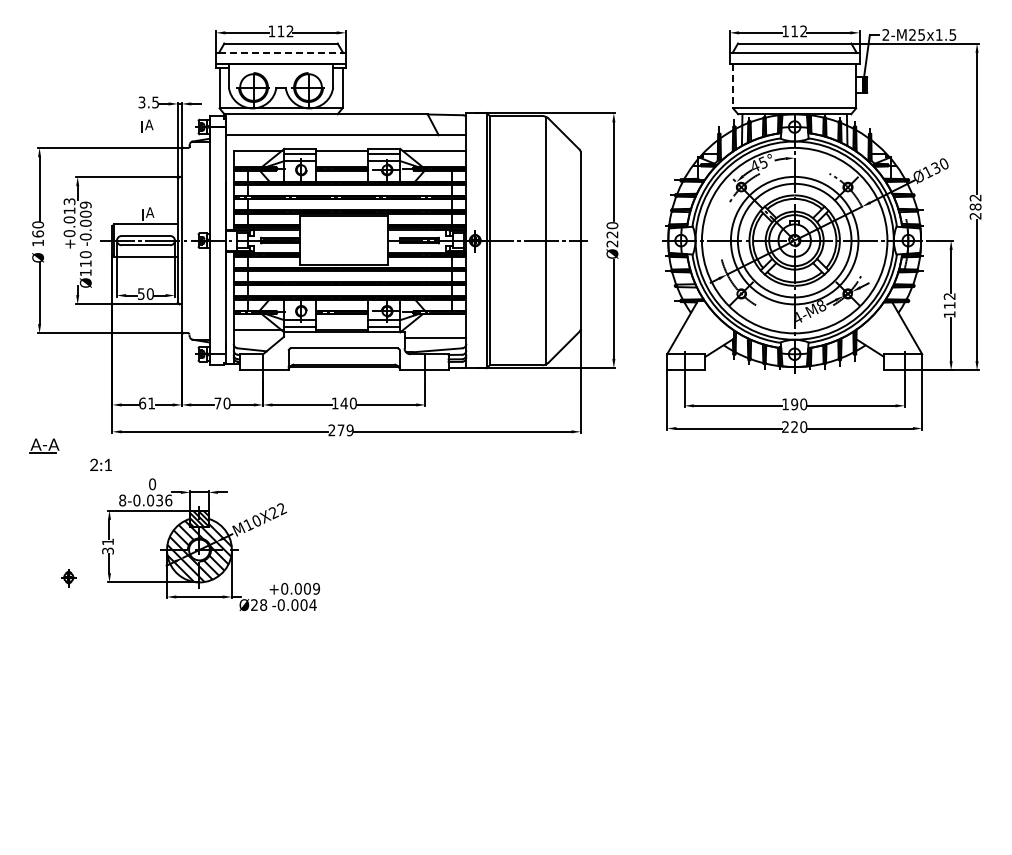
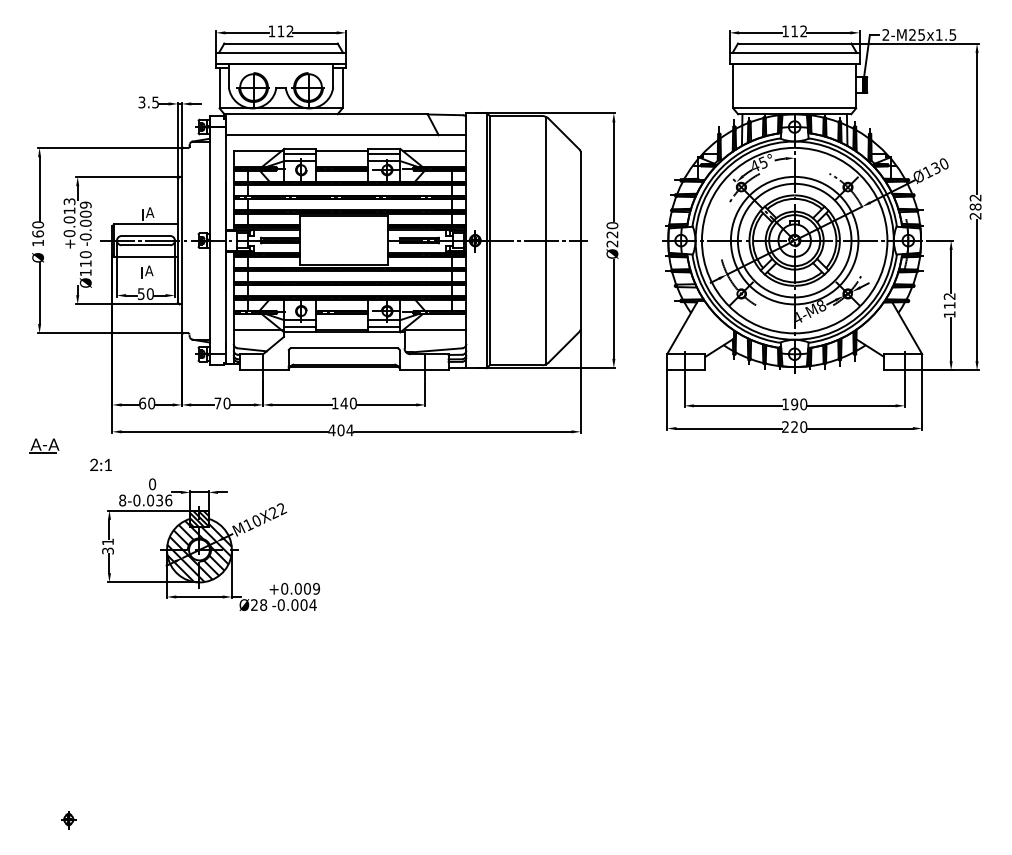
line: dashed -> solid (281, 52)
line: dashed -> solid (733, 86)
part position: (147, 125) -> (147, 271) (147, 271)
line position: (435, 338) -> (435, 330) (435, 330)
text: 61 -> 60 (151, 403)
text: 279 -> 404 (340, 430)
part position: (68, 578) -> (68, 820) (68, 820)
